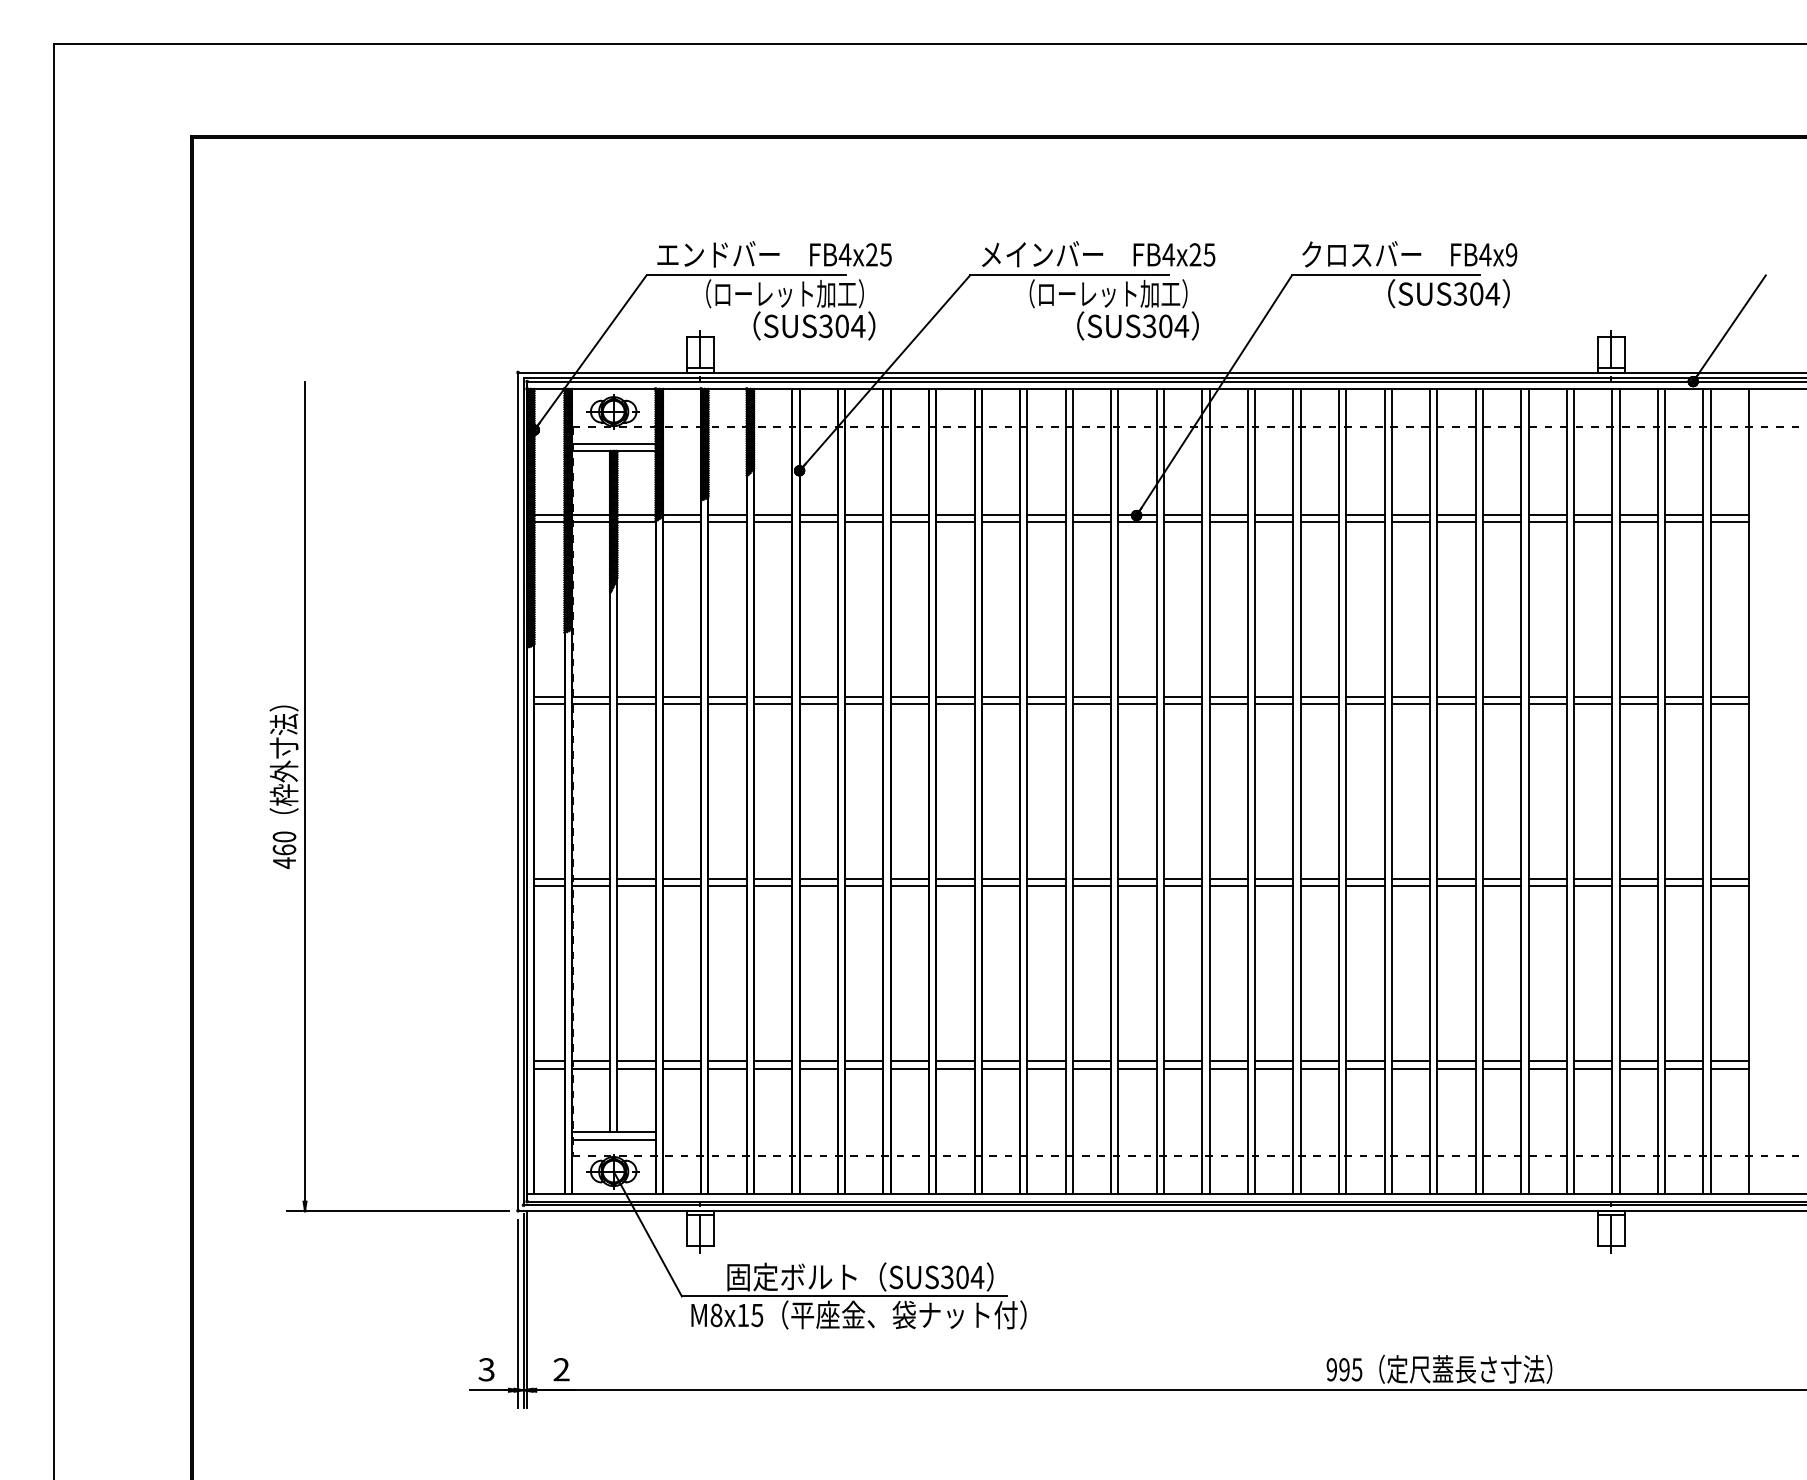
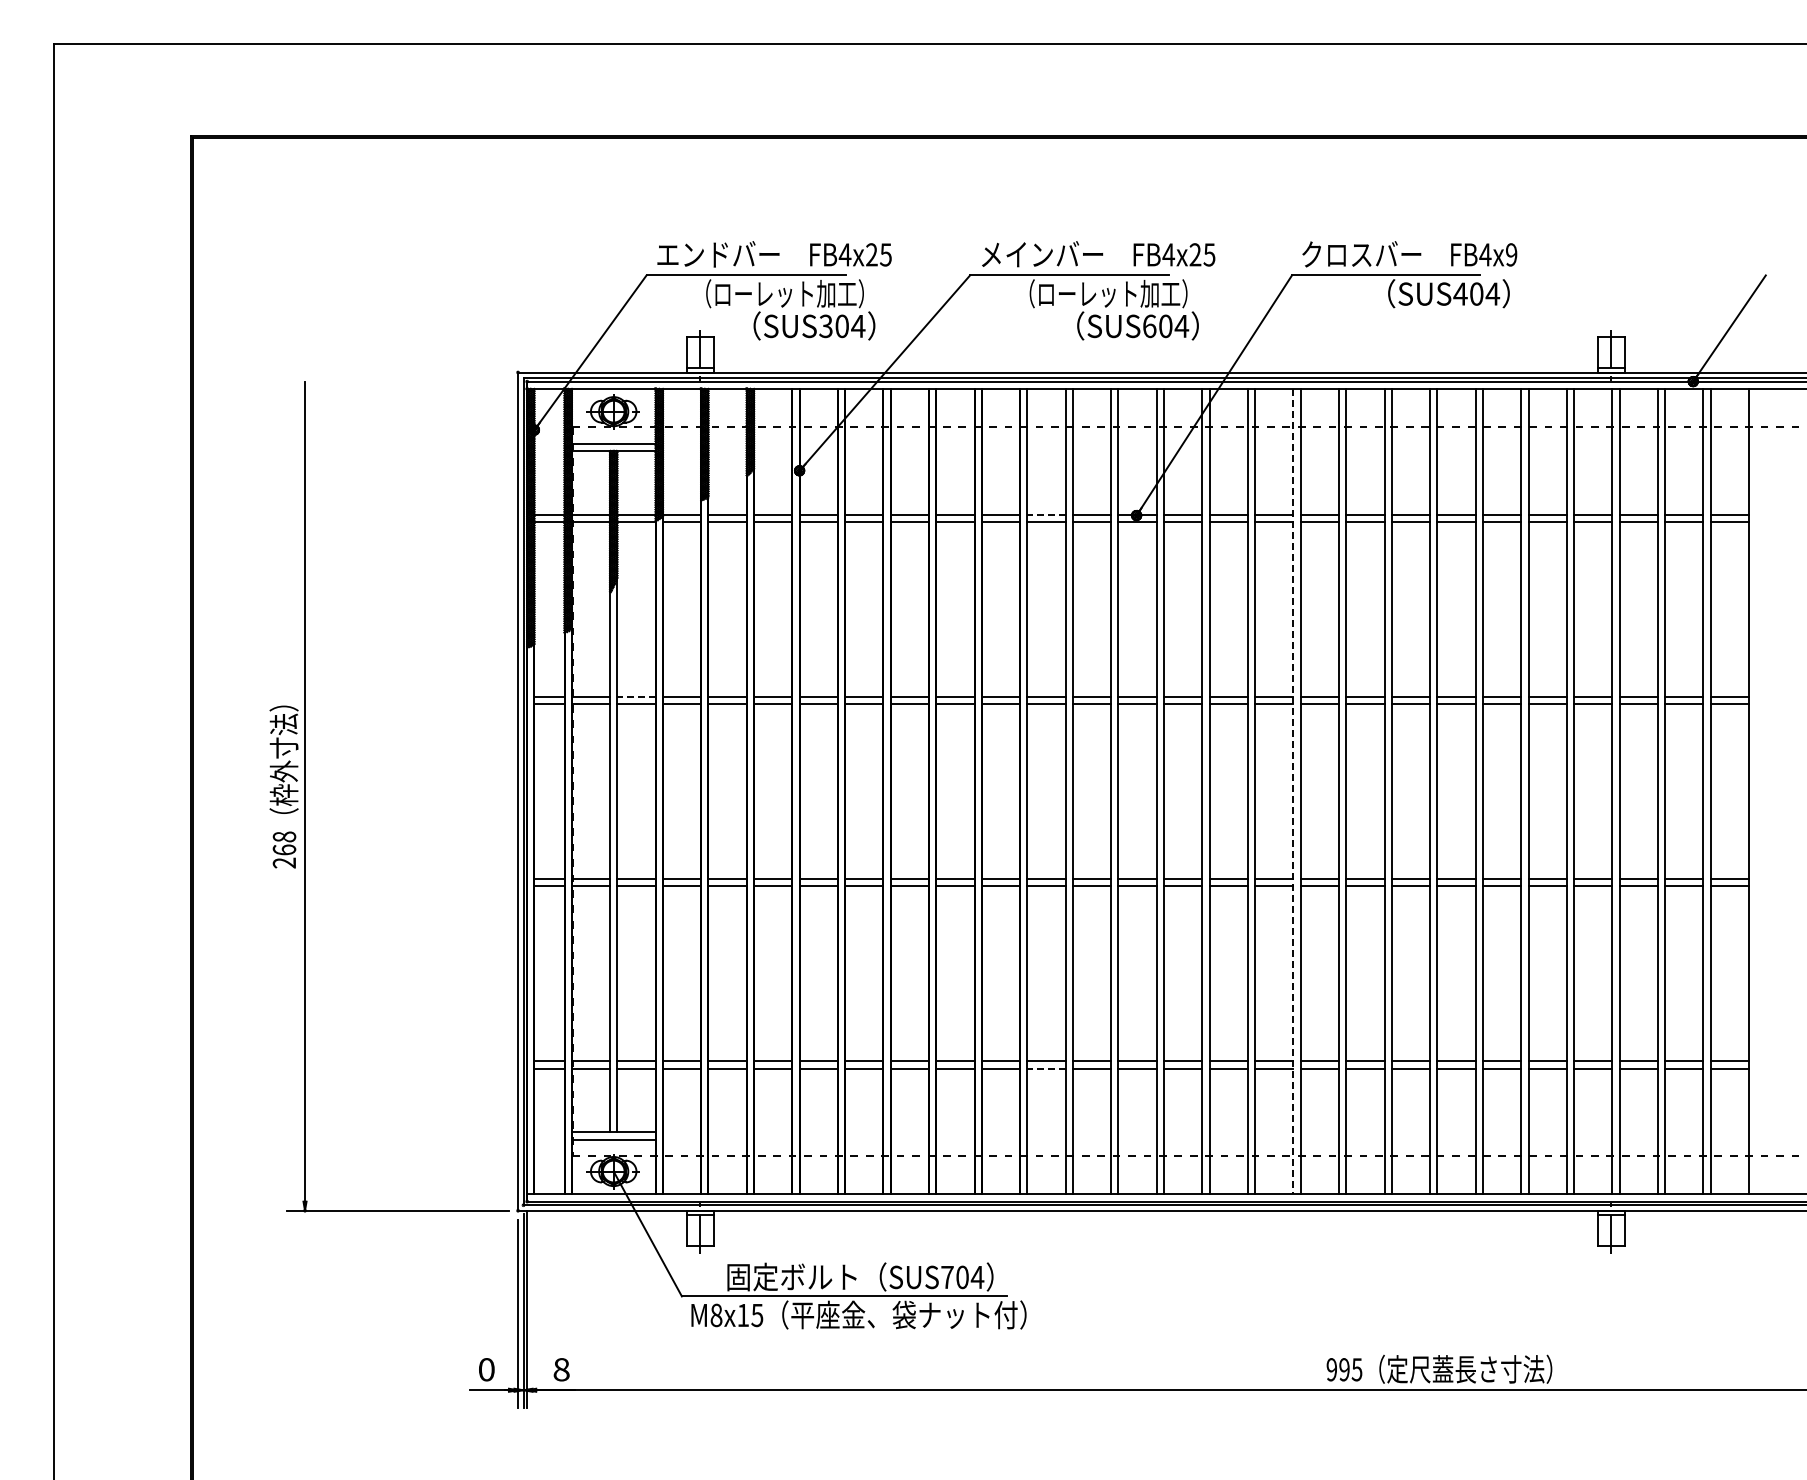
text: SUS304 -> SUS404 (1460, 293)
text: SUS304 -> SUS604 (1149, 326)
line: solid -> dashed (1046, 514)
line: solid -> dashed (636, 696)
line: solid -> dashed (1293, 791)
text: 460 -> 268 (283, 850)
line: solid -> dashed (1046, 1068)
text: SUS304 -> SUS704 (947, 1277)
text: 3 -> 0 (486, 1369)
text: 2 -> 8 (561, 1369)
